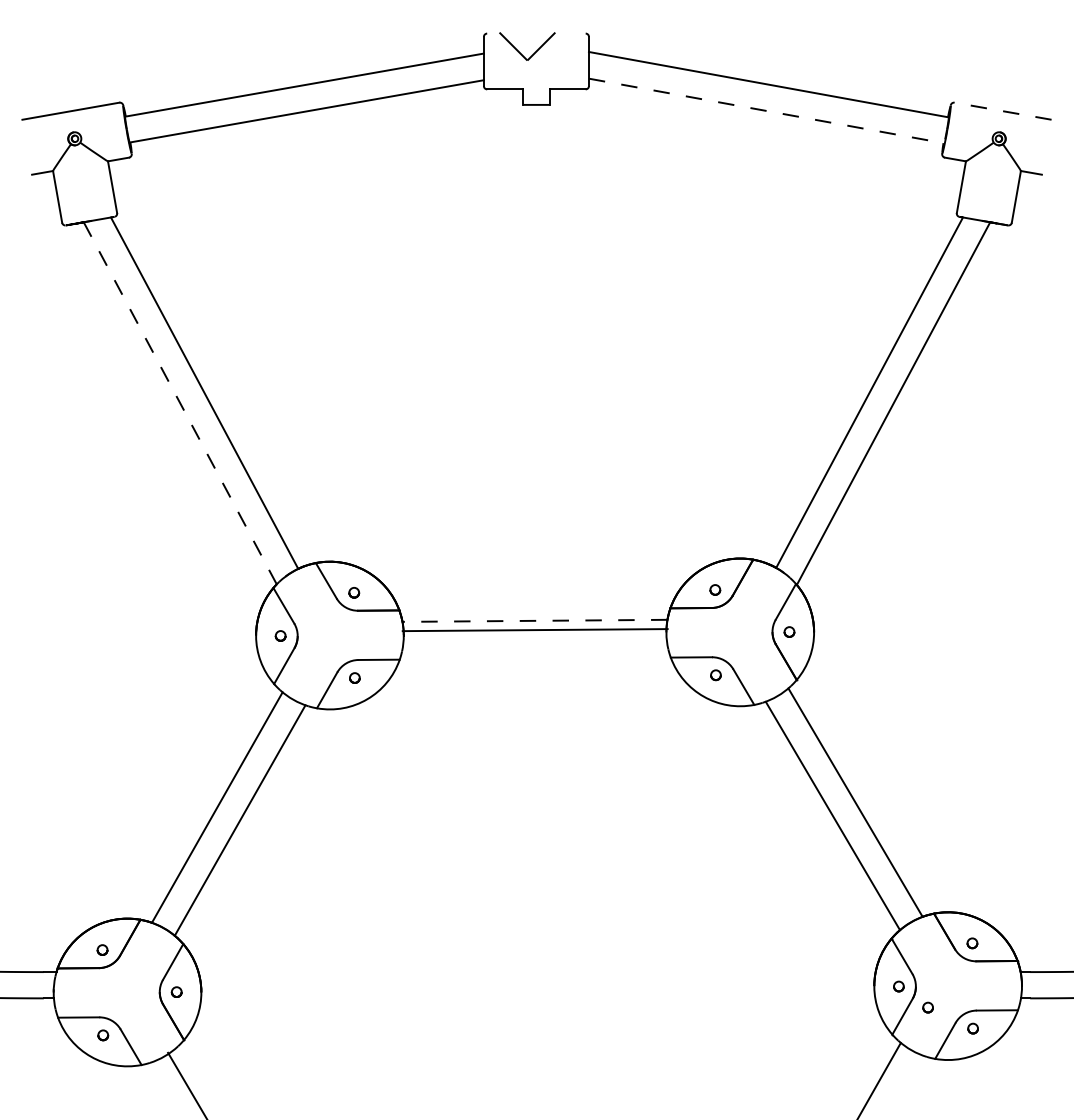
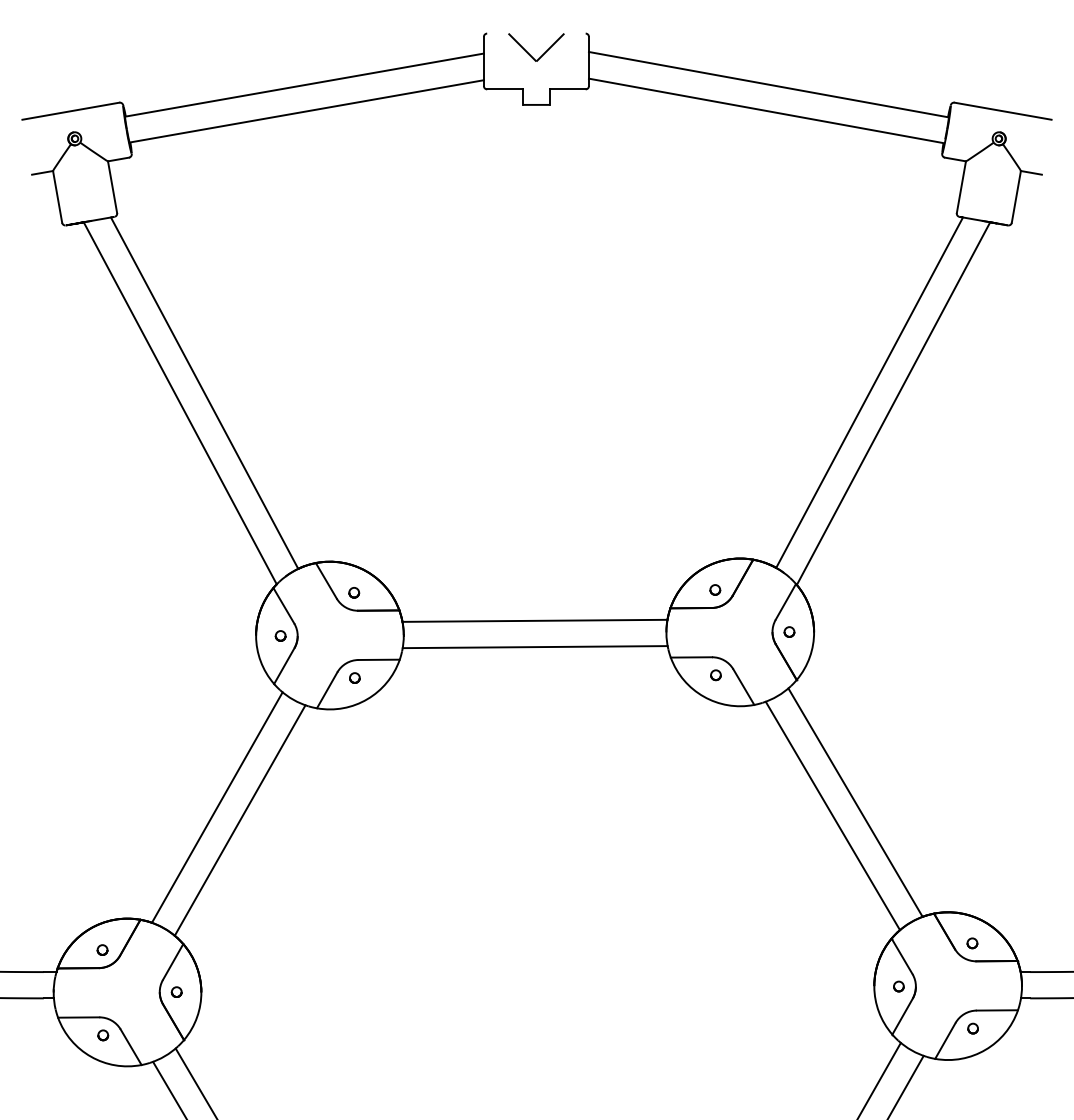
part position: (520, 52) -> (529, 53) (529, 53)
line: dashed -> solid (766, 110)
line: dashed -> solid (1002, 111)
line: dashed -> solid (180, 403)
line: dashed -> solid (534, 620)
line position: (534, 630) -> (534, 647) (534, 647)
part: present -> none (927, 1007)
line: none -> present (195, 1082)
line position: (186, 1084) -> (169, 1088) (169, 1088)
line: none -> present (906, 1085)
